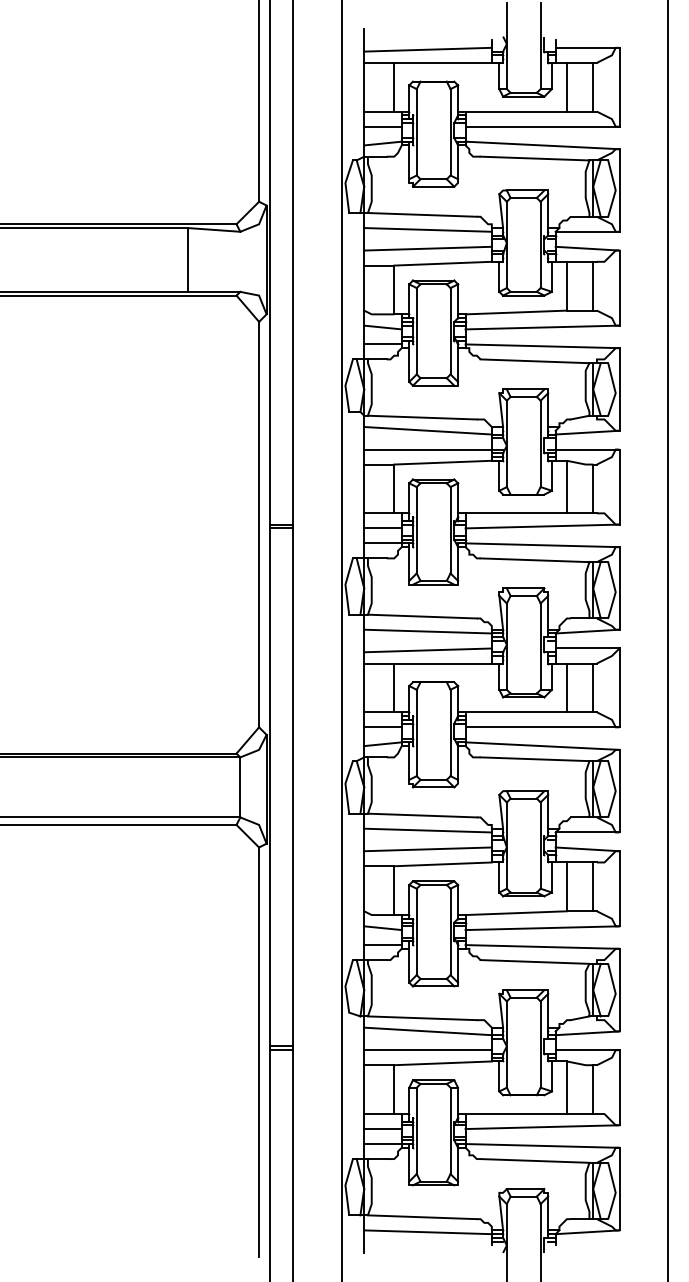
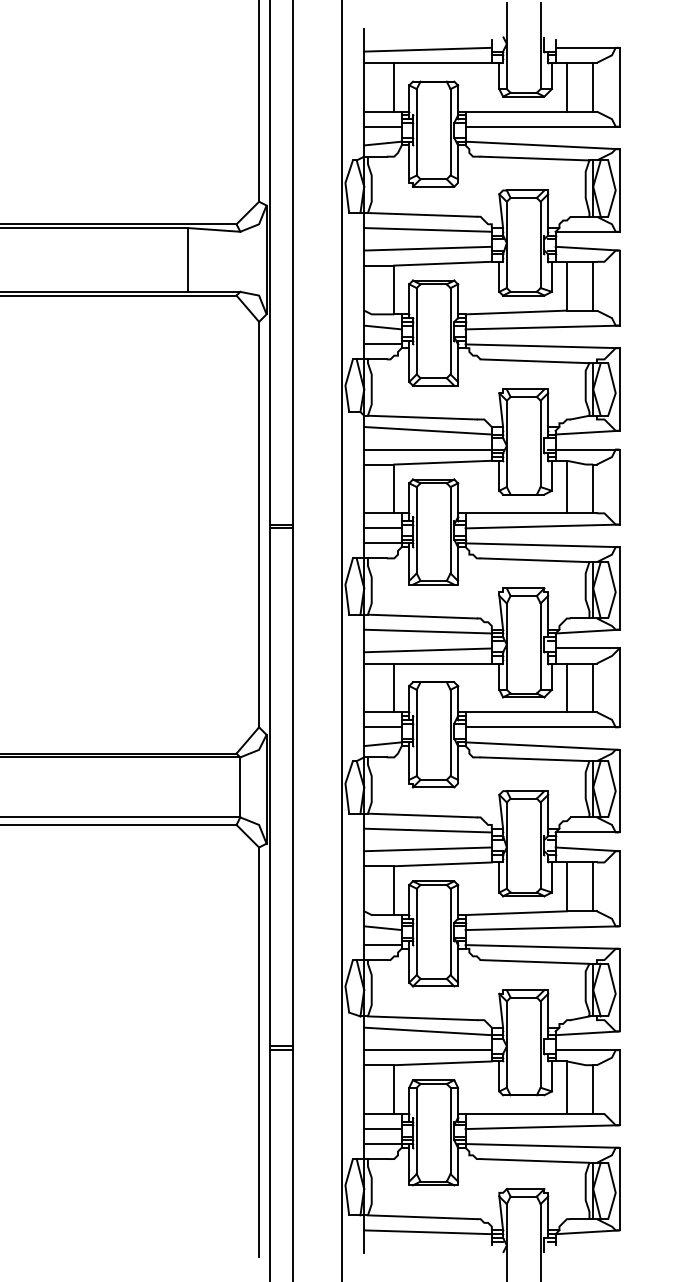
line: present -> none (668, 640)
